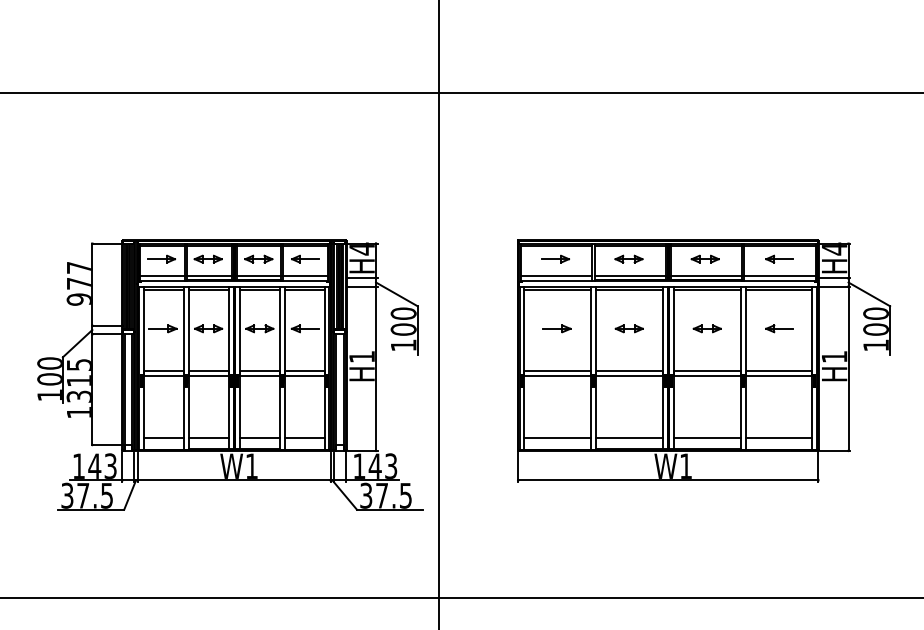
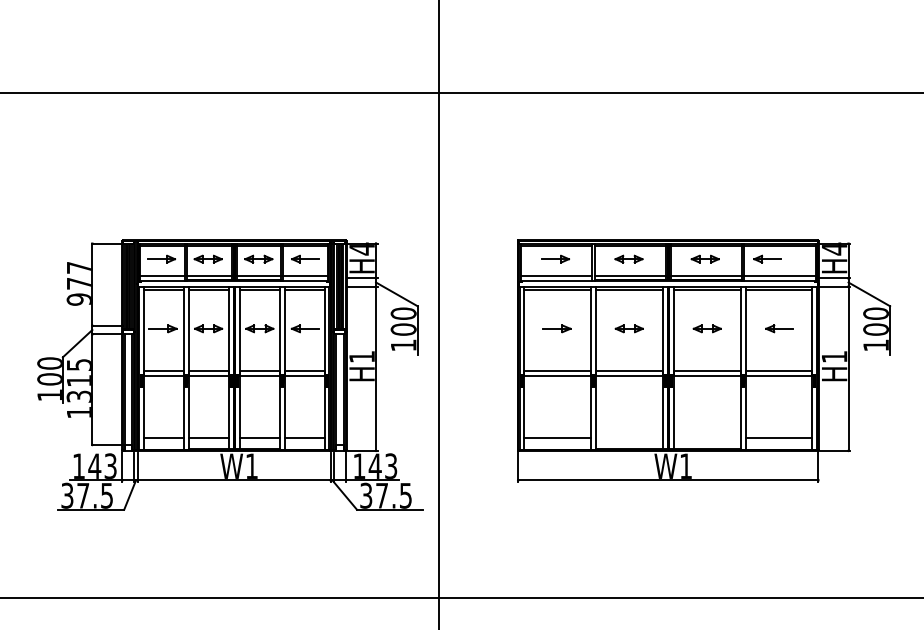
part position: (779, 258) -> (767, 258) (767, 258)
line: present -> none (629, 437)
line: present -> none (706, 437)
